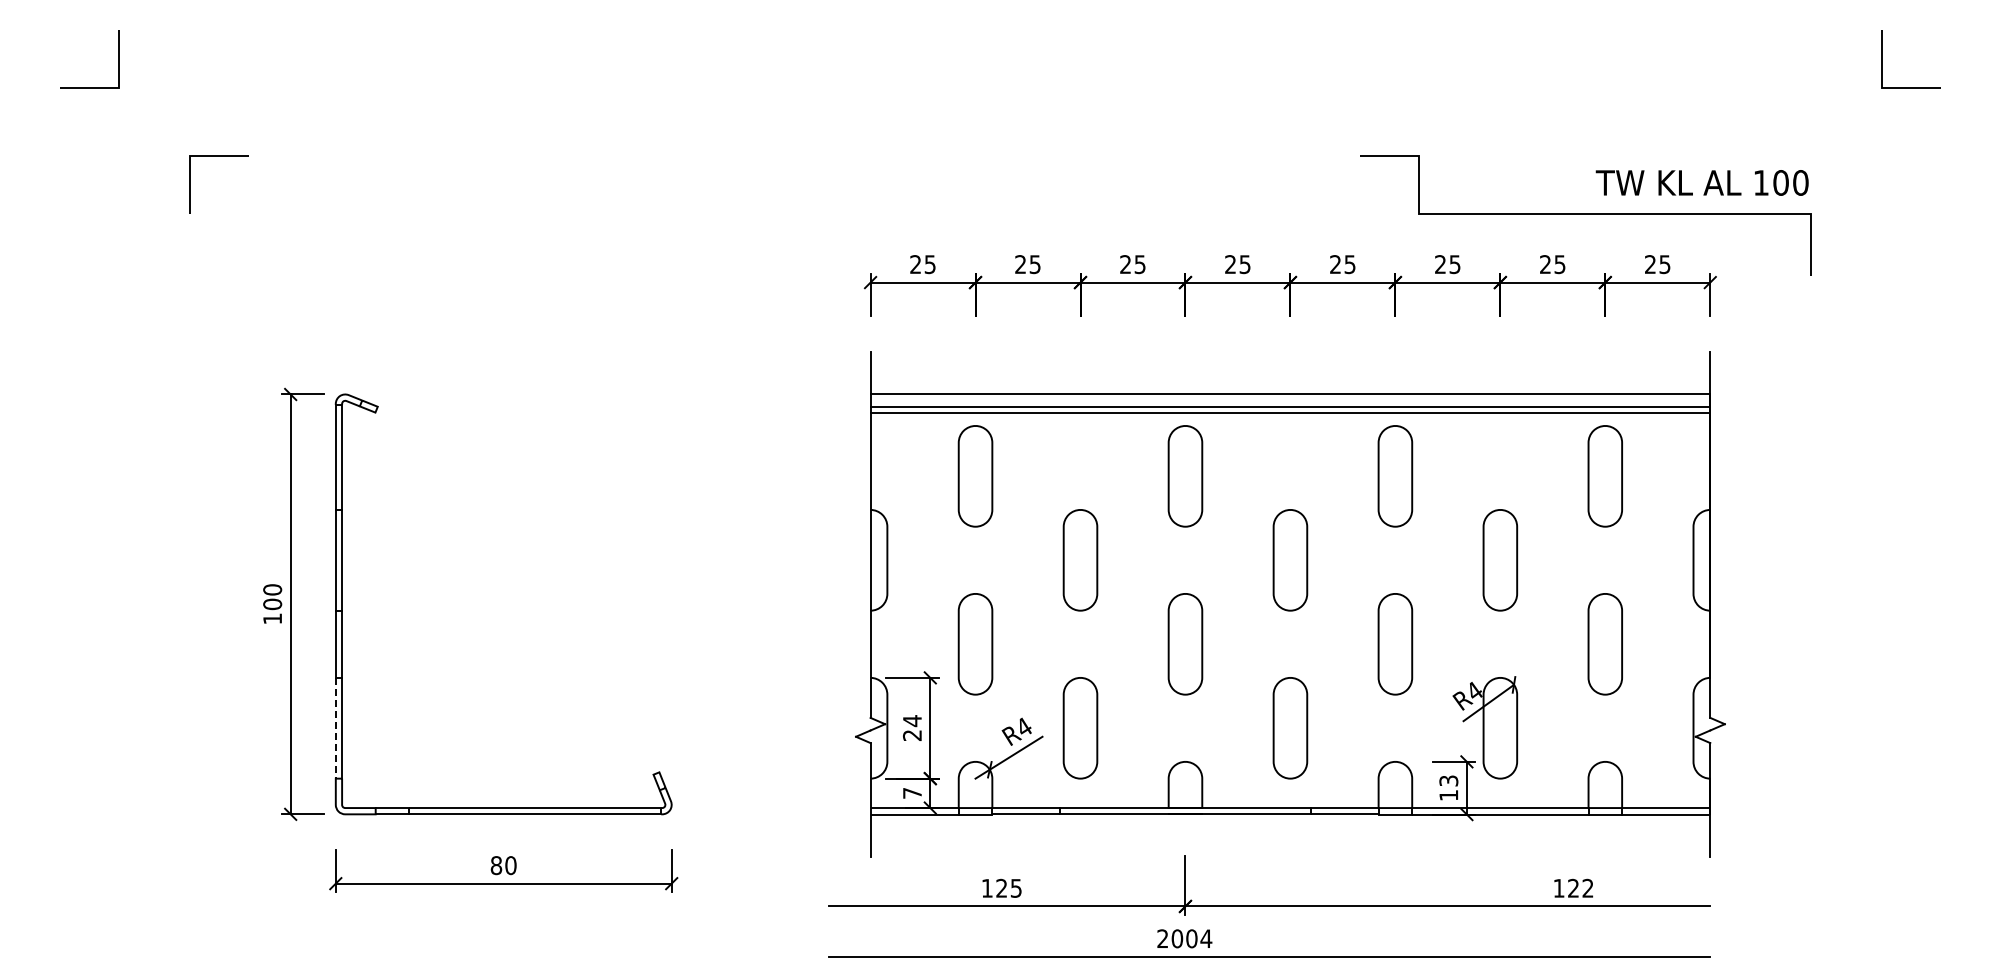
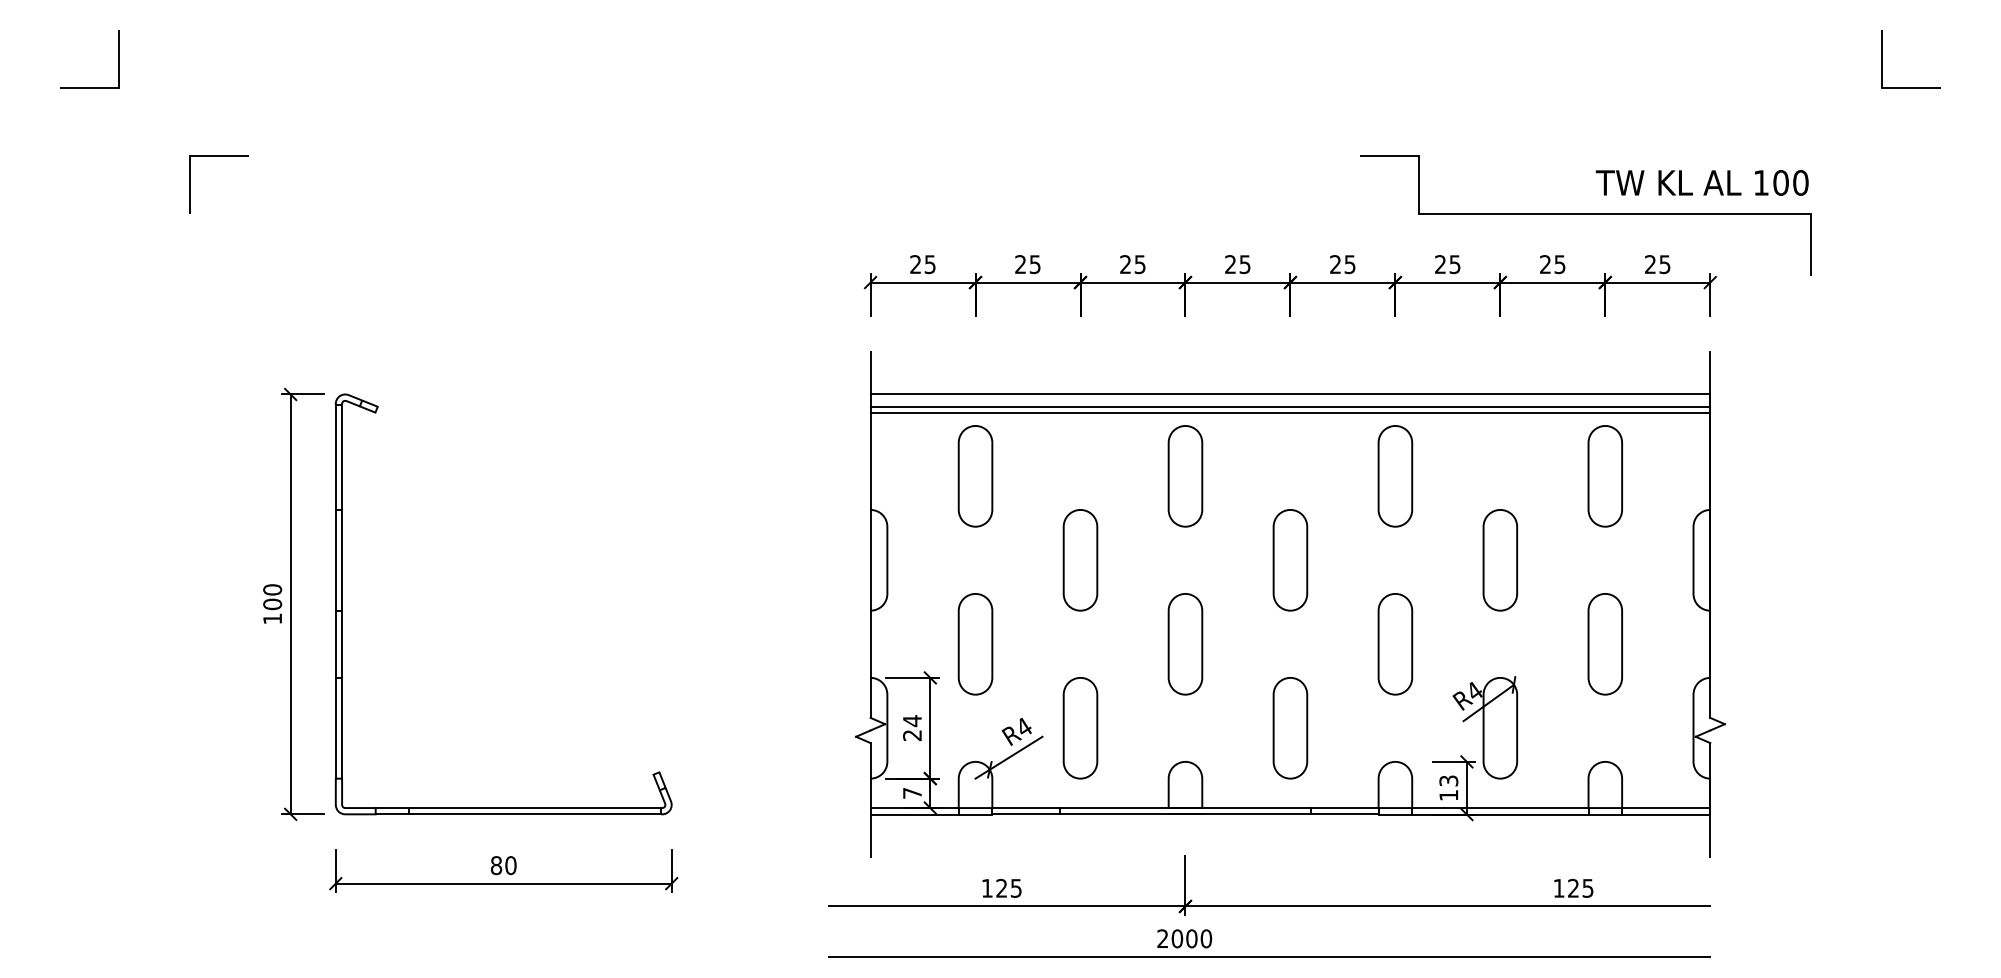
line: dashed -> solid (335, 728)
text: 122 -> 125 (1587, 887)
text: 2004 -> 2000 (1206, 938)
